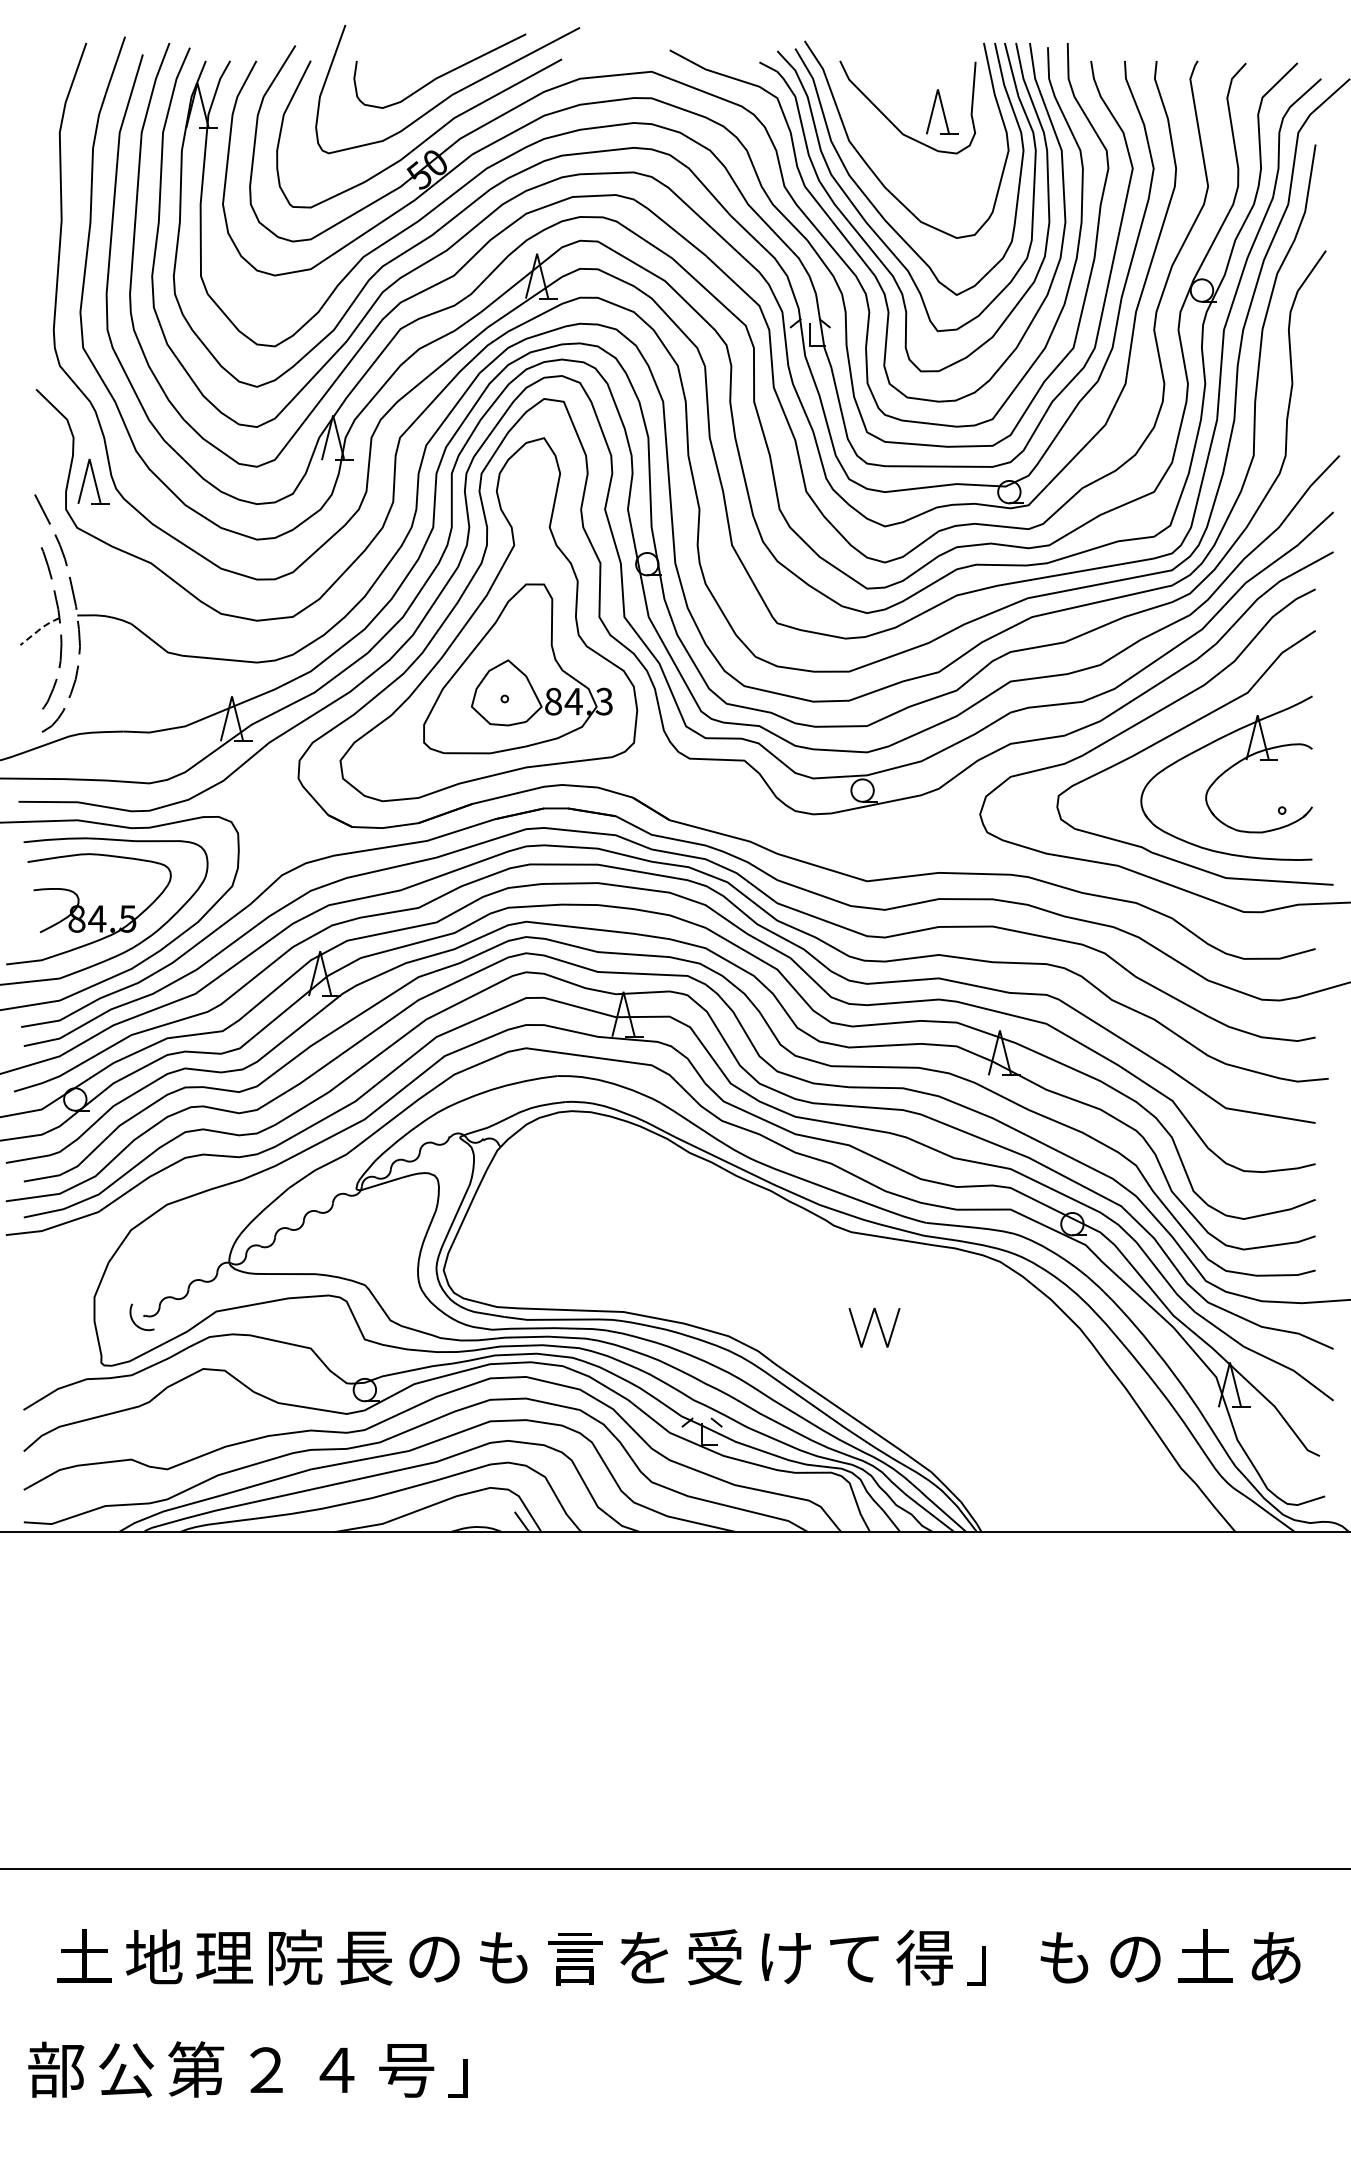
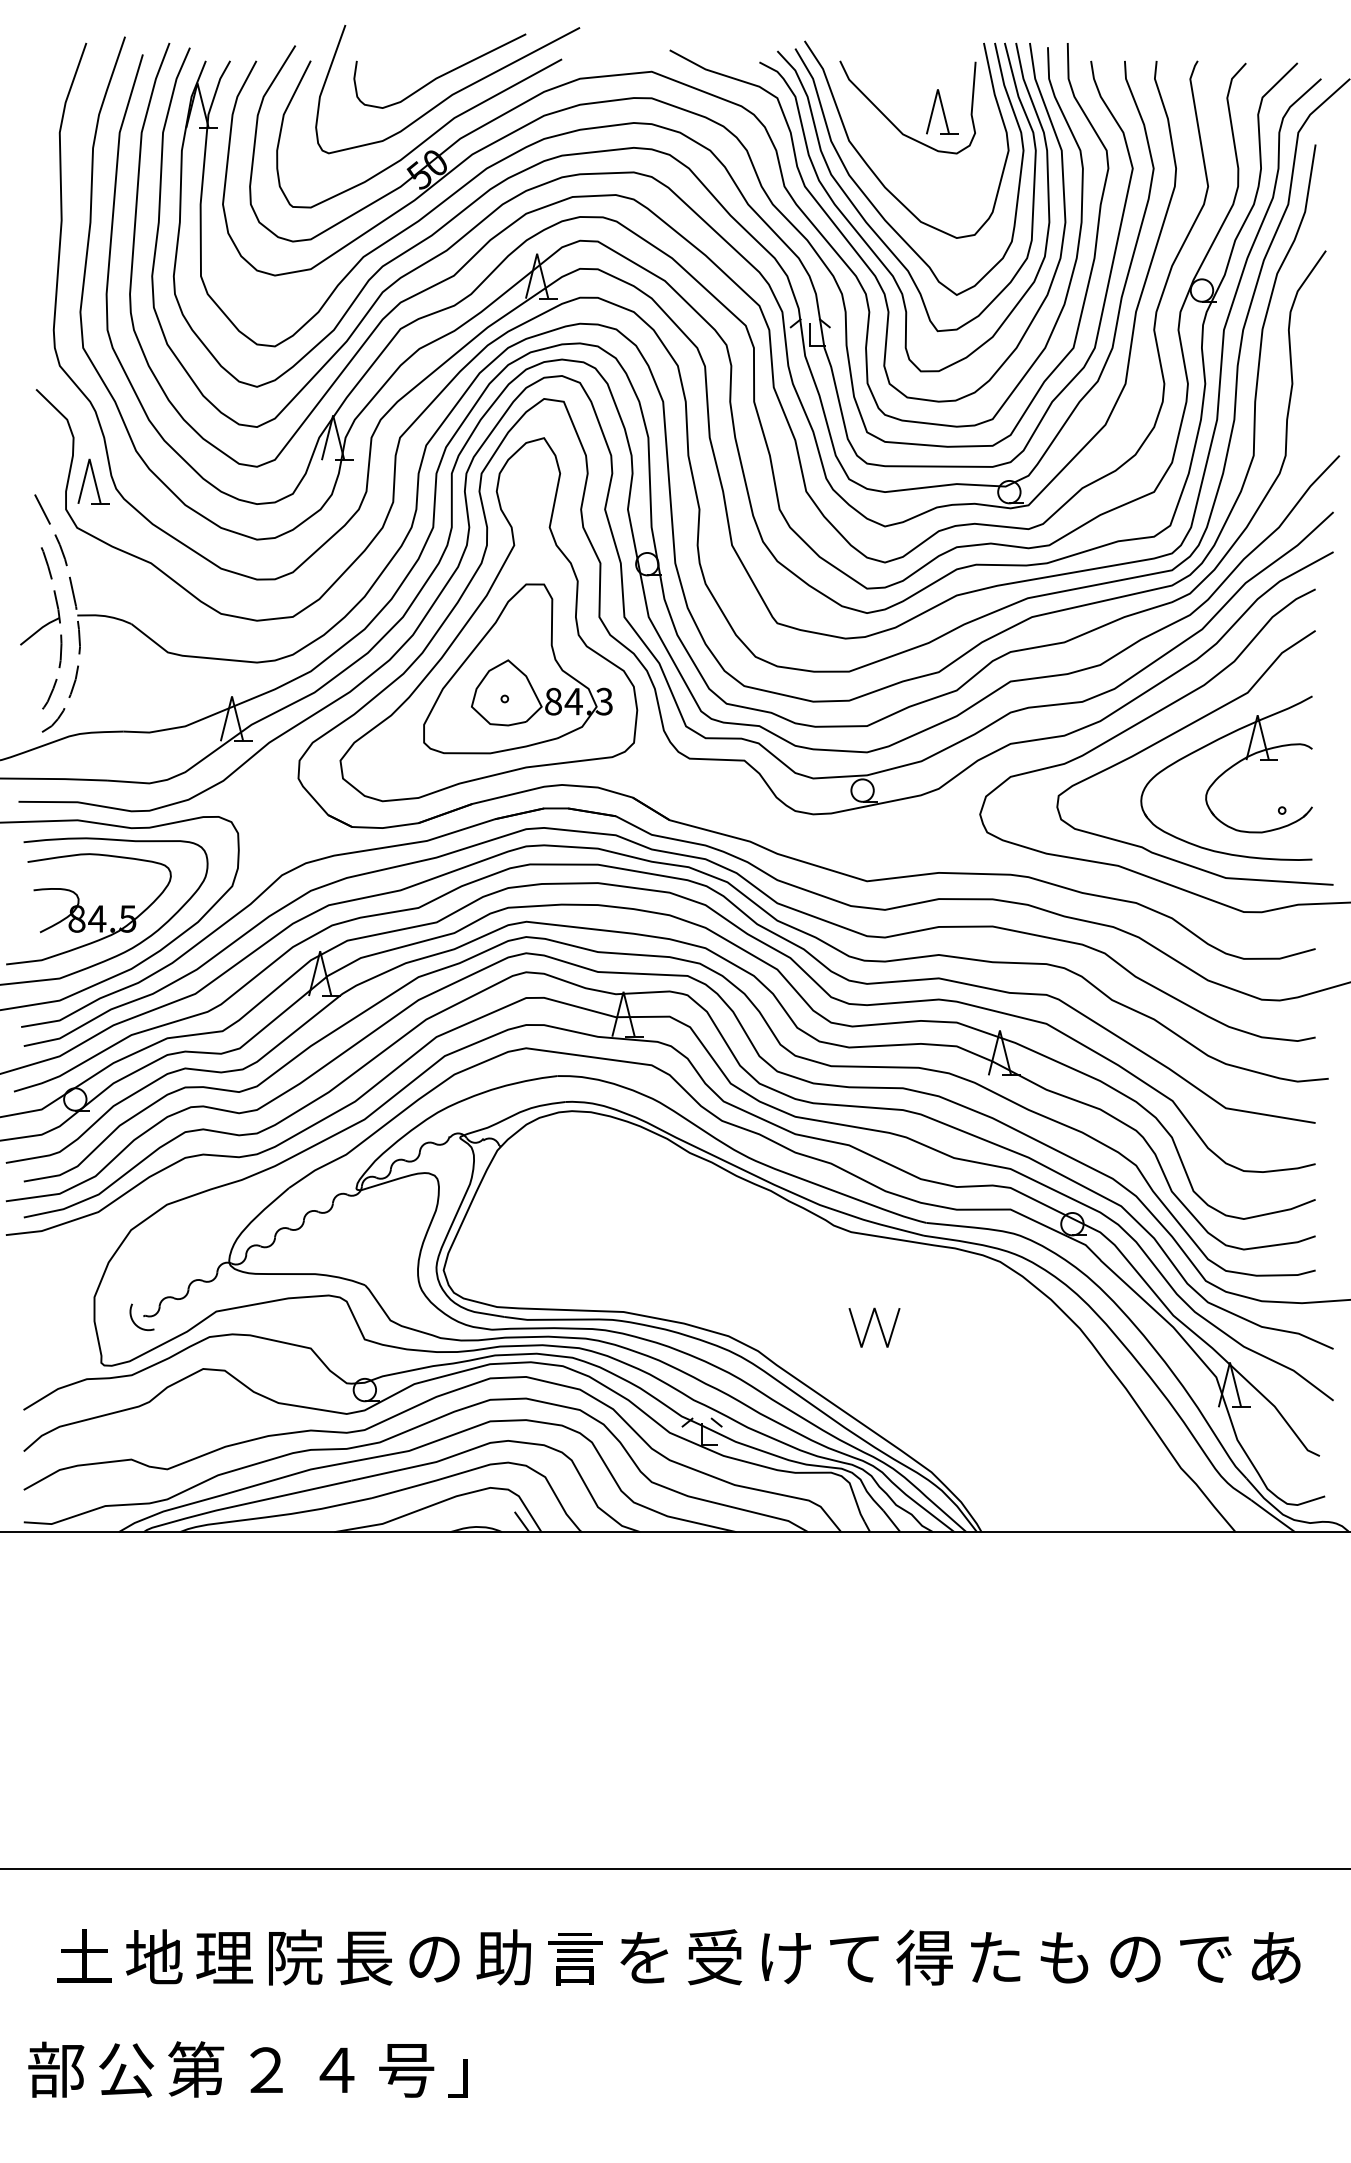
line: dashed -> solid (39, 629)
text: 土 -> で (1205, 1955)
text: も -> 助 (503, 1957)
text: 」 -> た (993, 1958)
